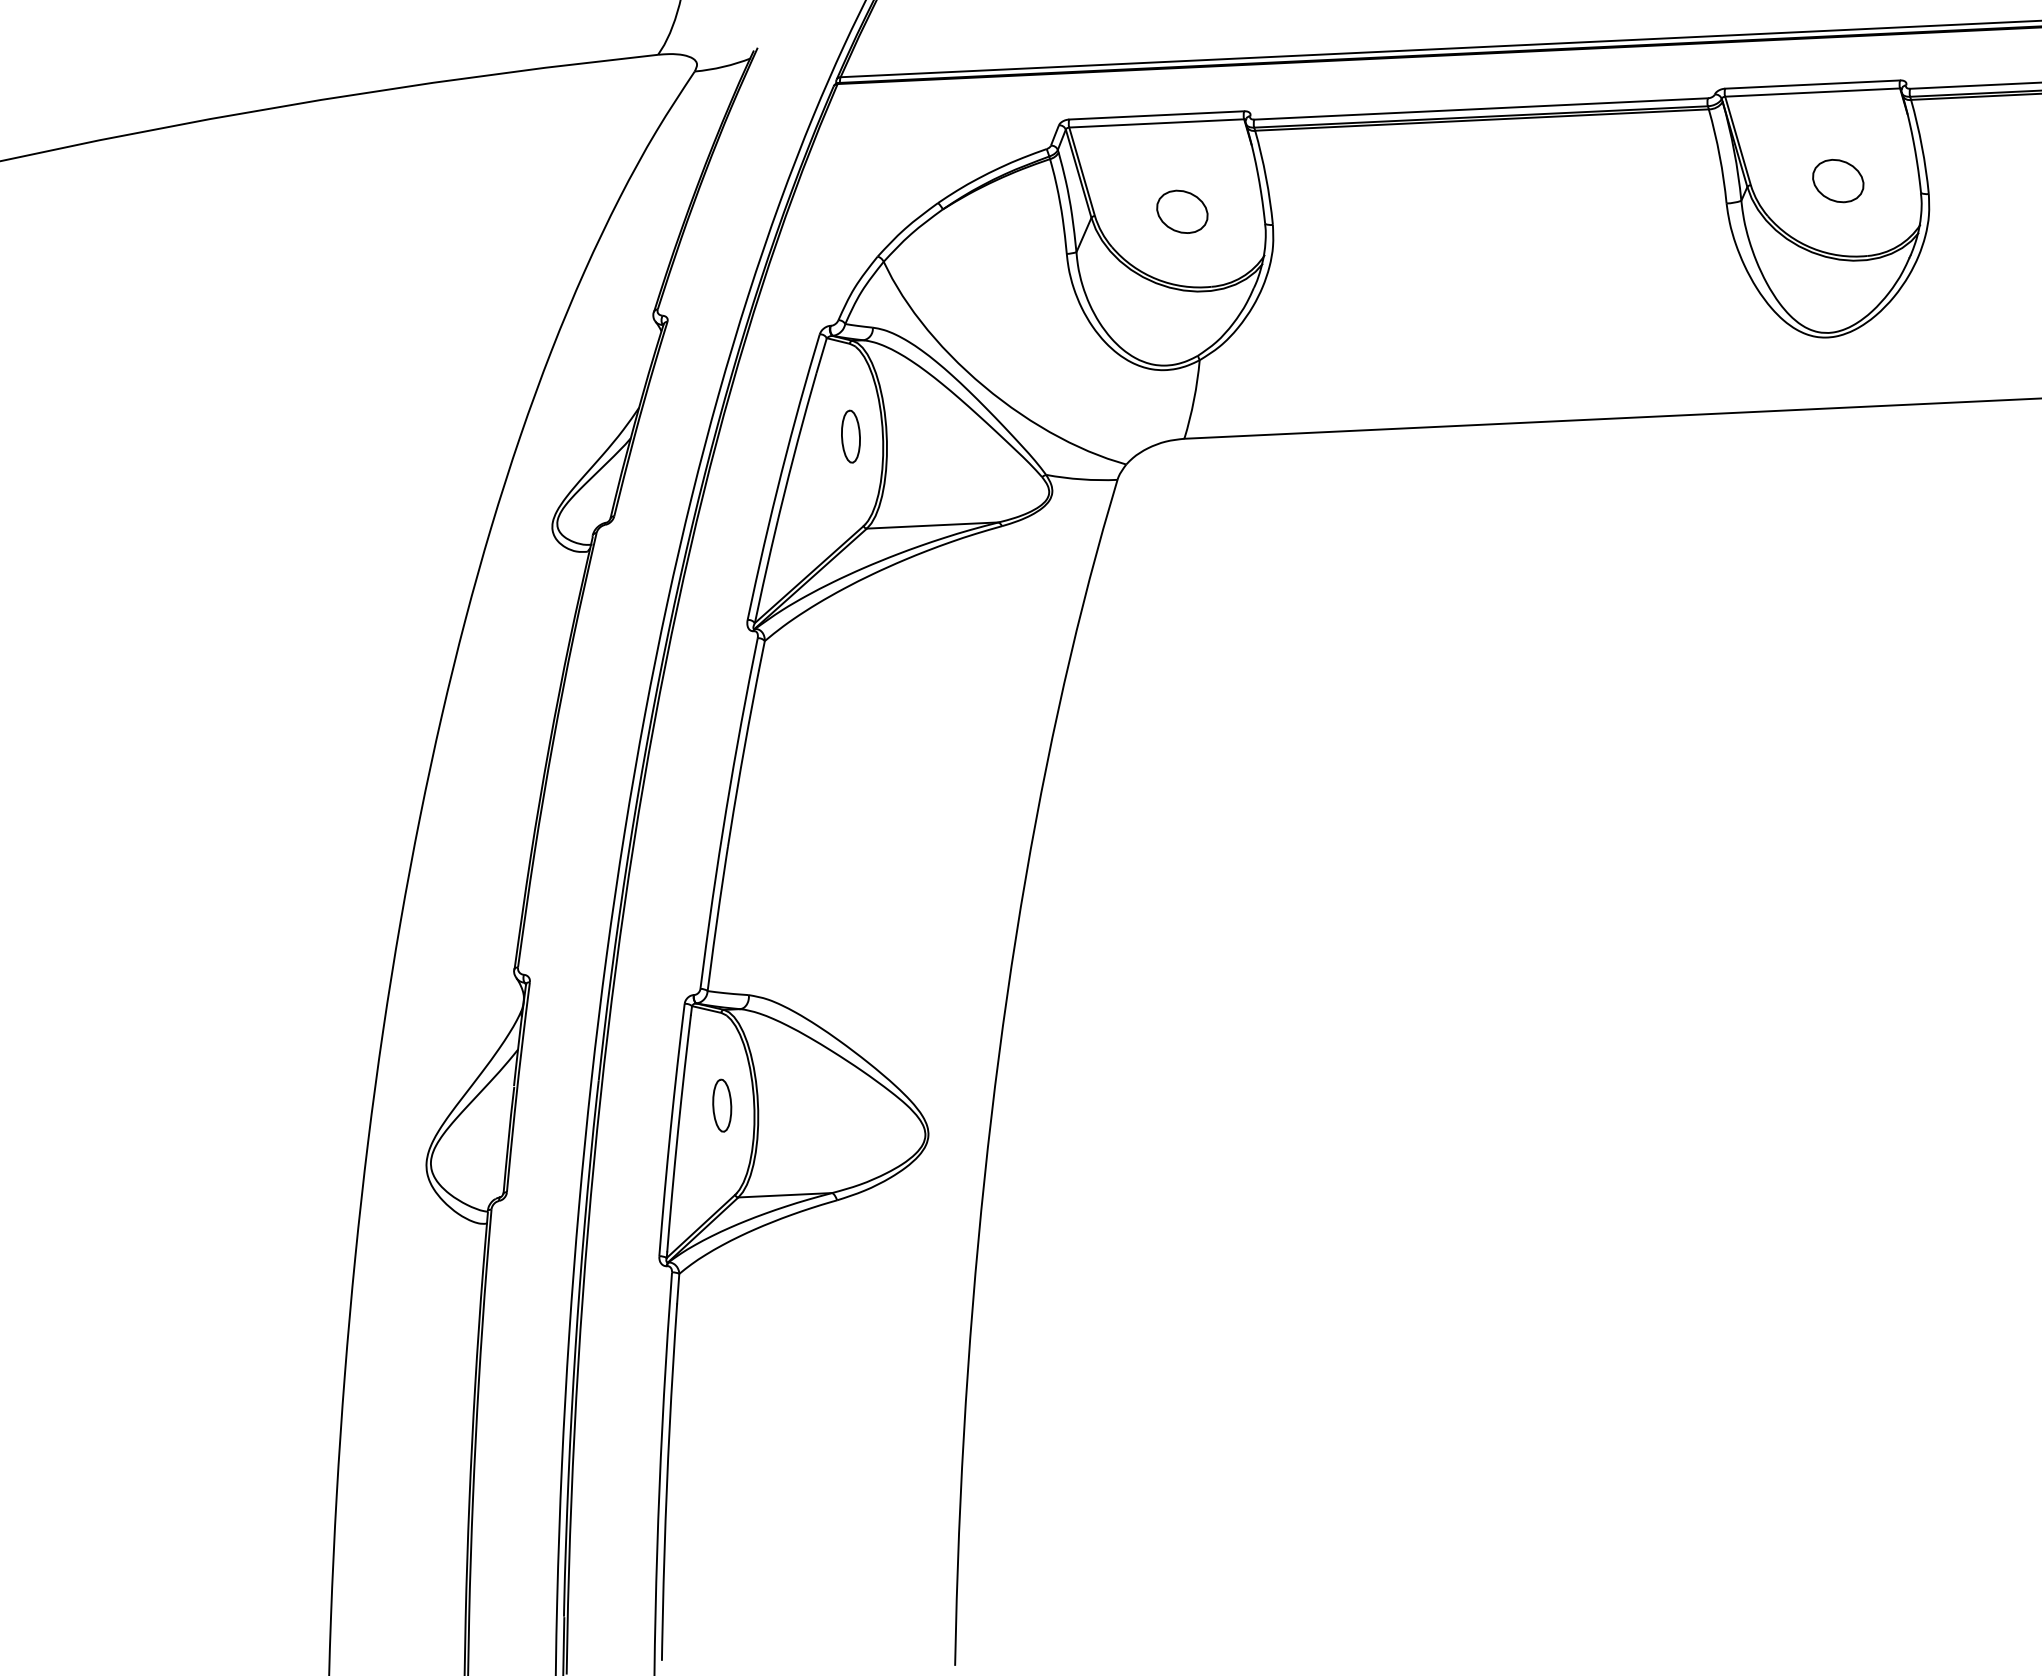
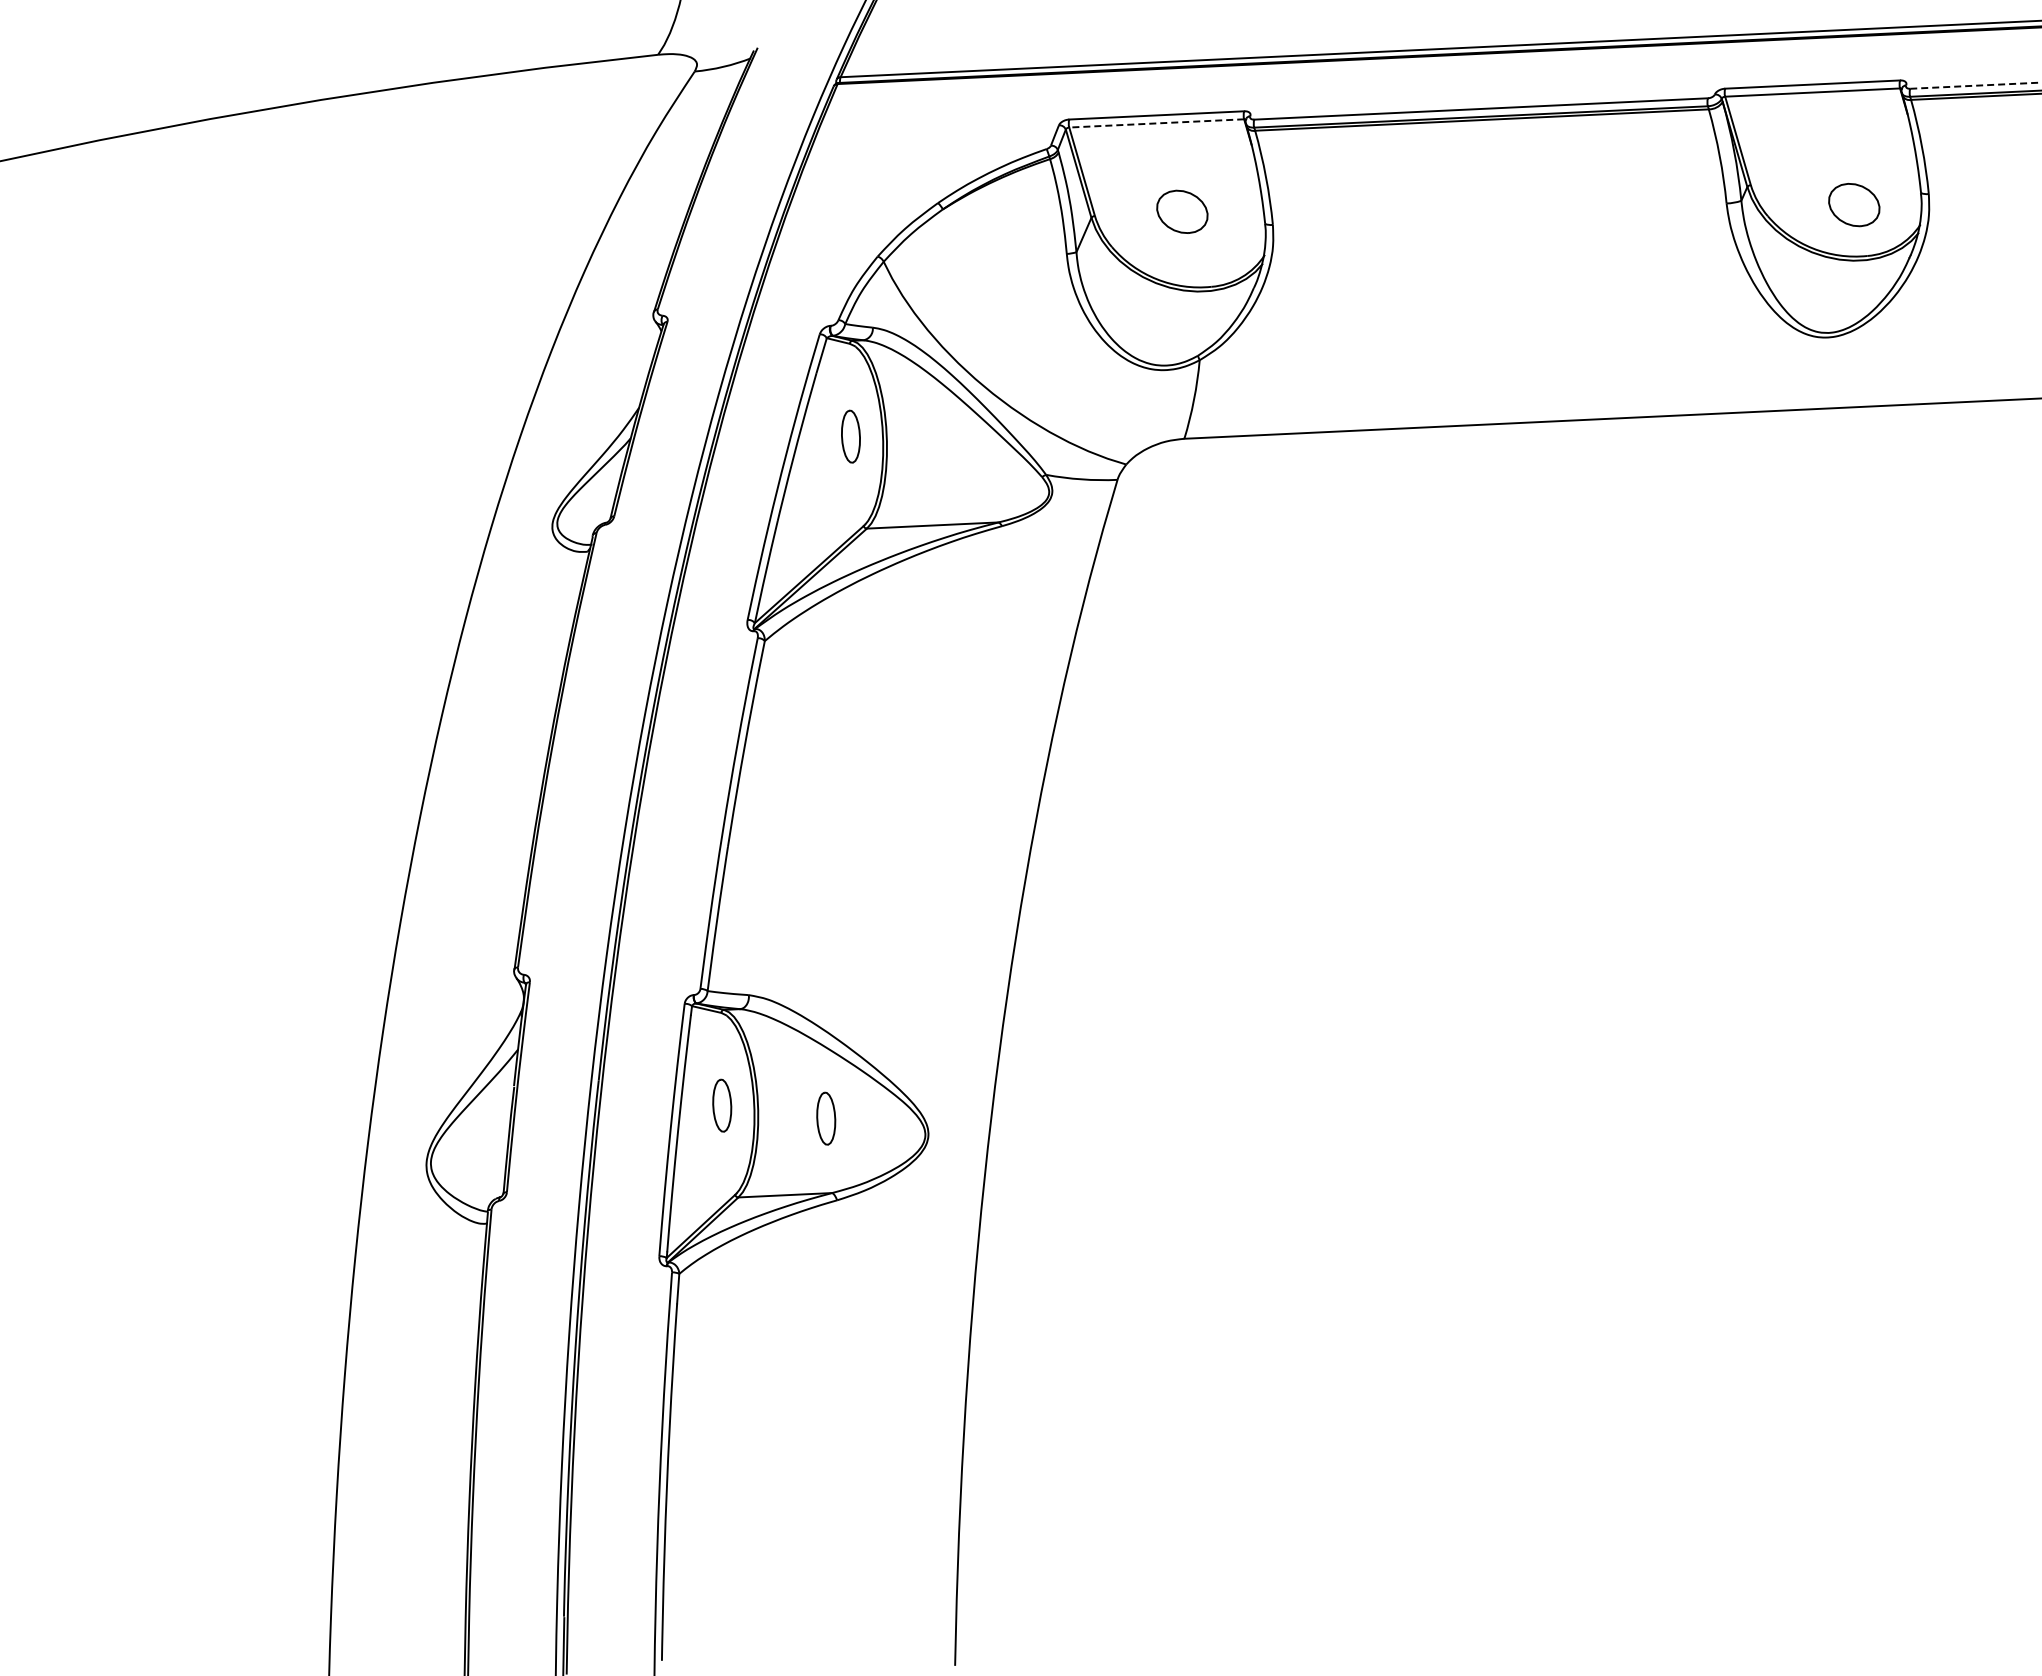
line: solid -> dashed (1976, 85)
line: solid -> dashed (1156, 123)
part position: (1838, 181) -> (1854, 205) (1854, 205)
part: none -> present (826, 1118)
